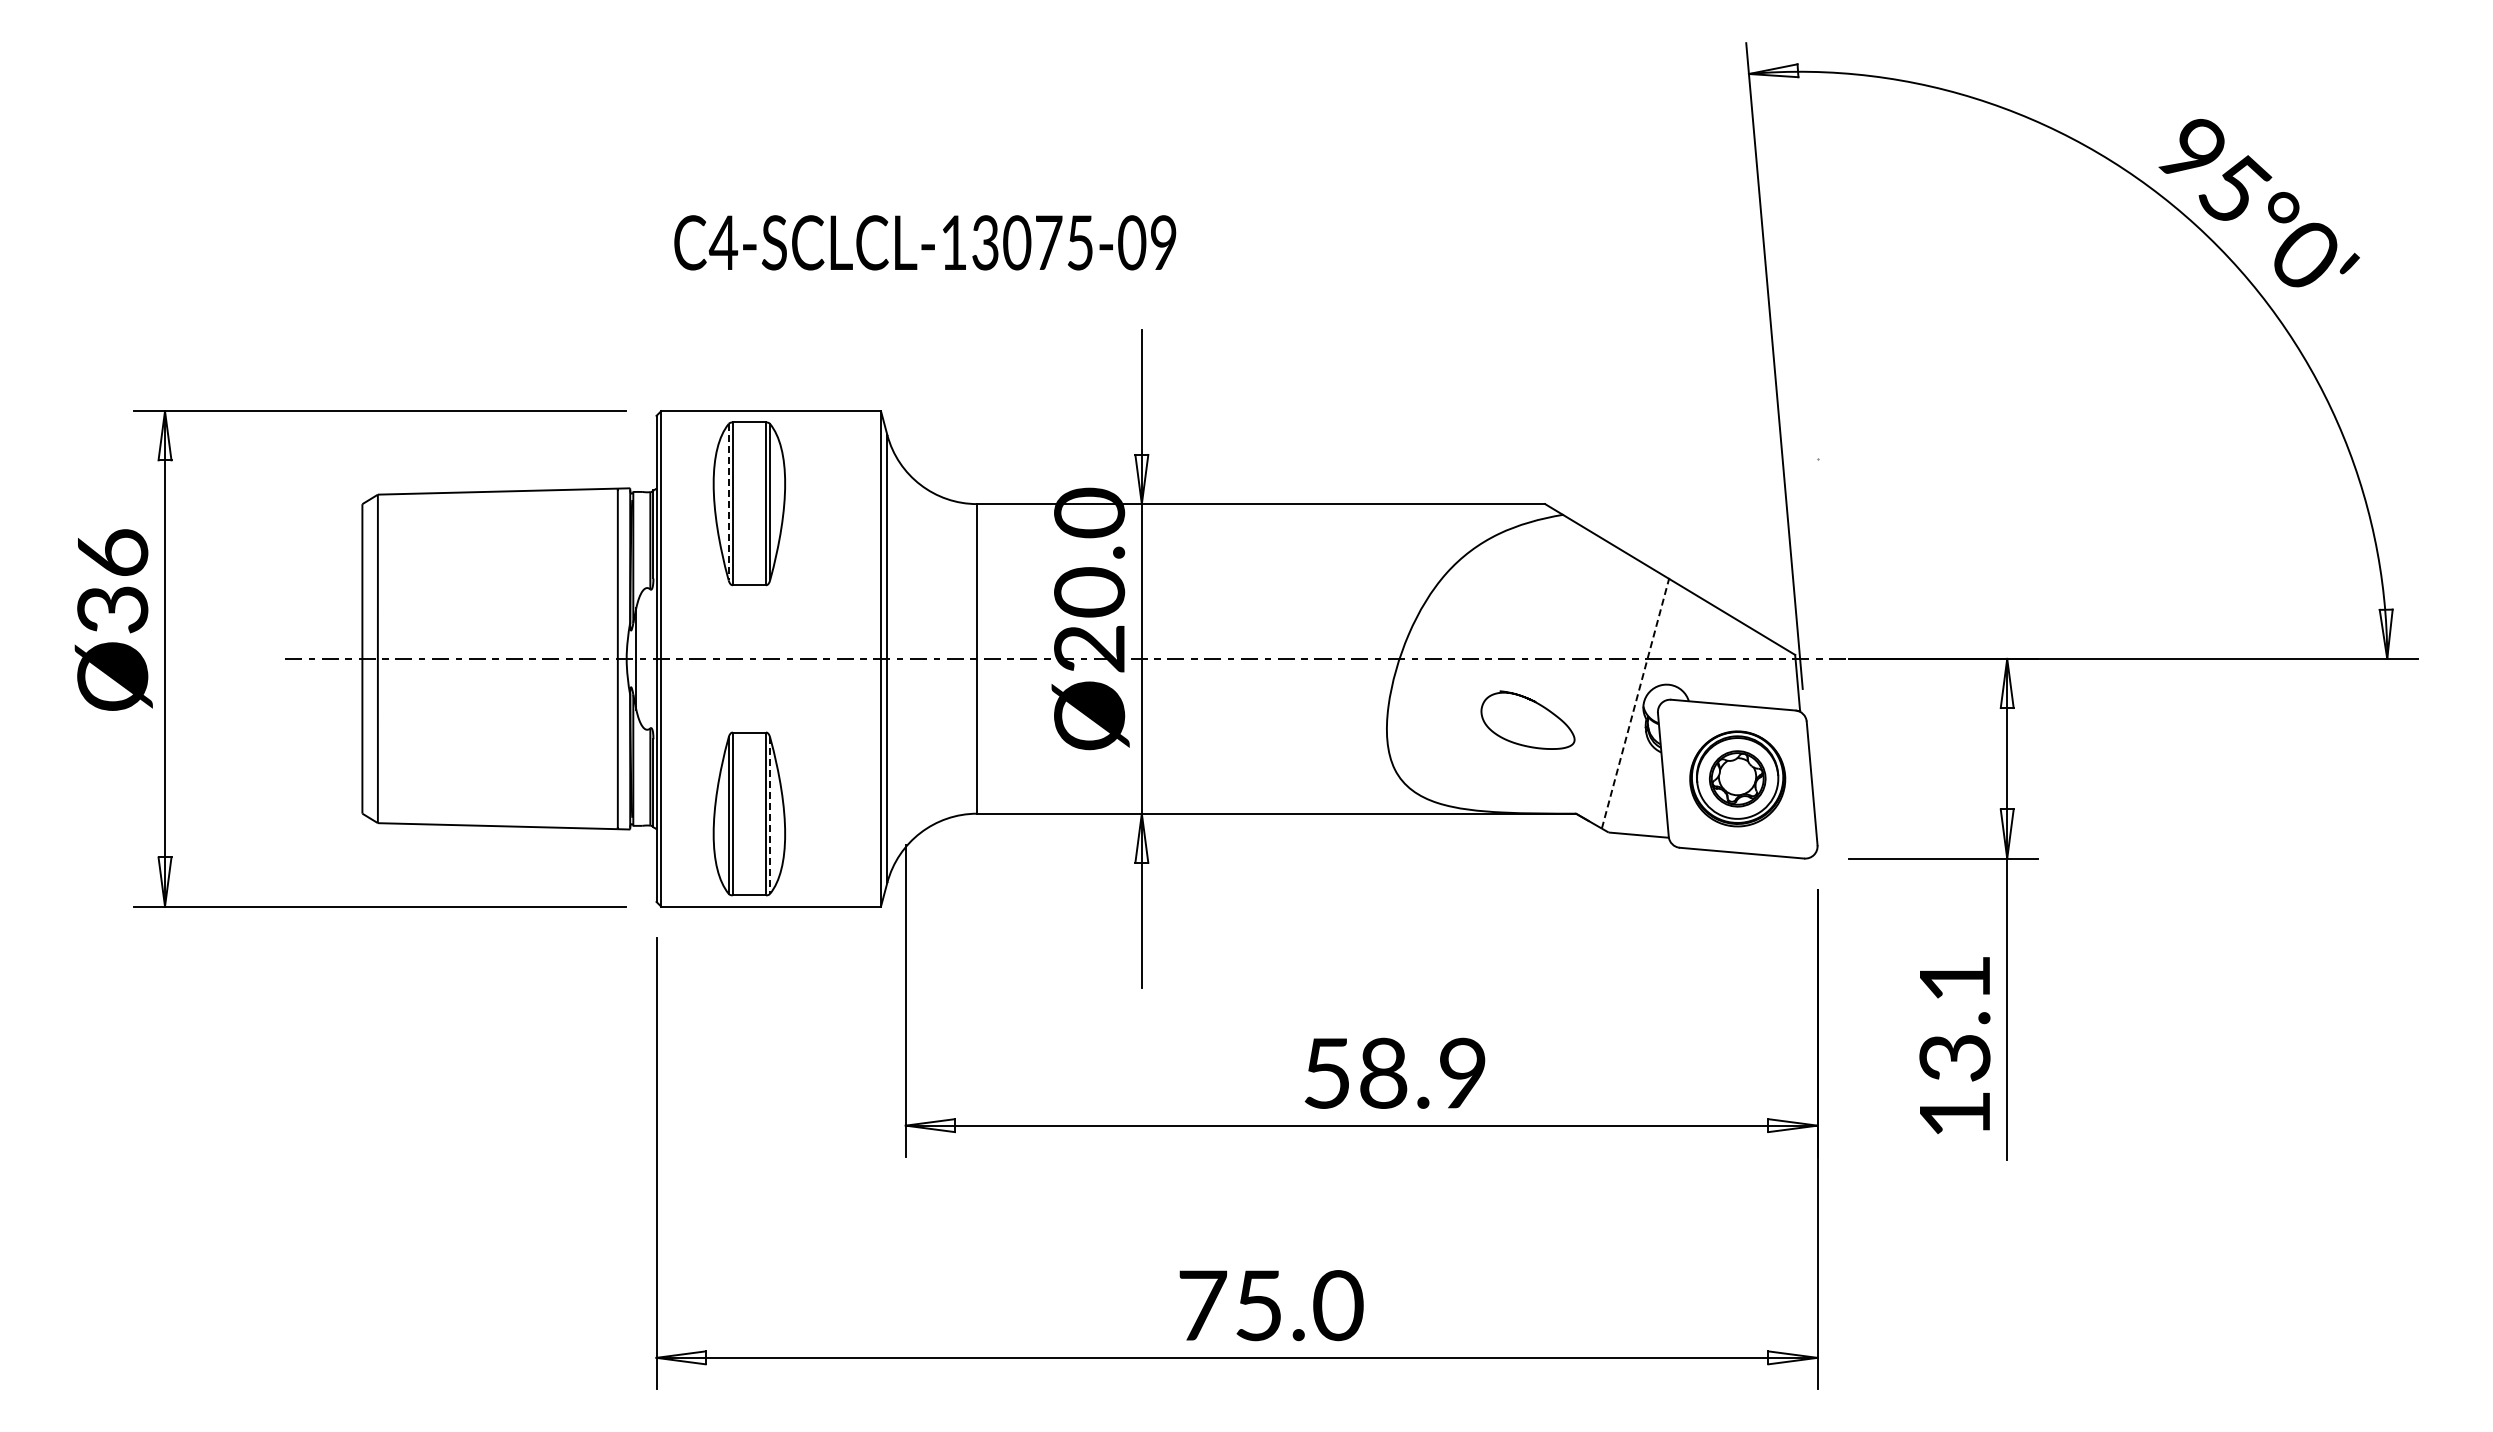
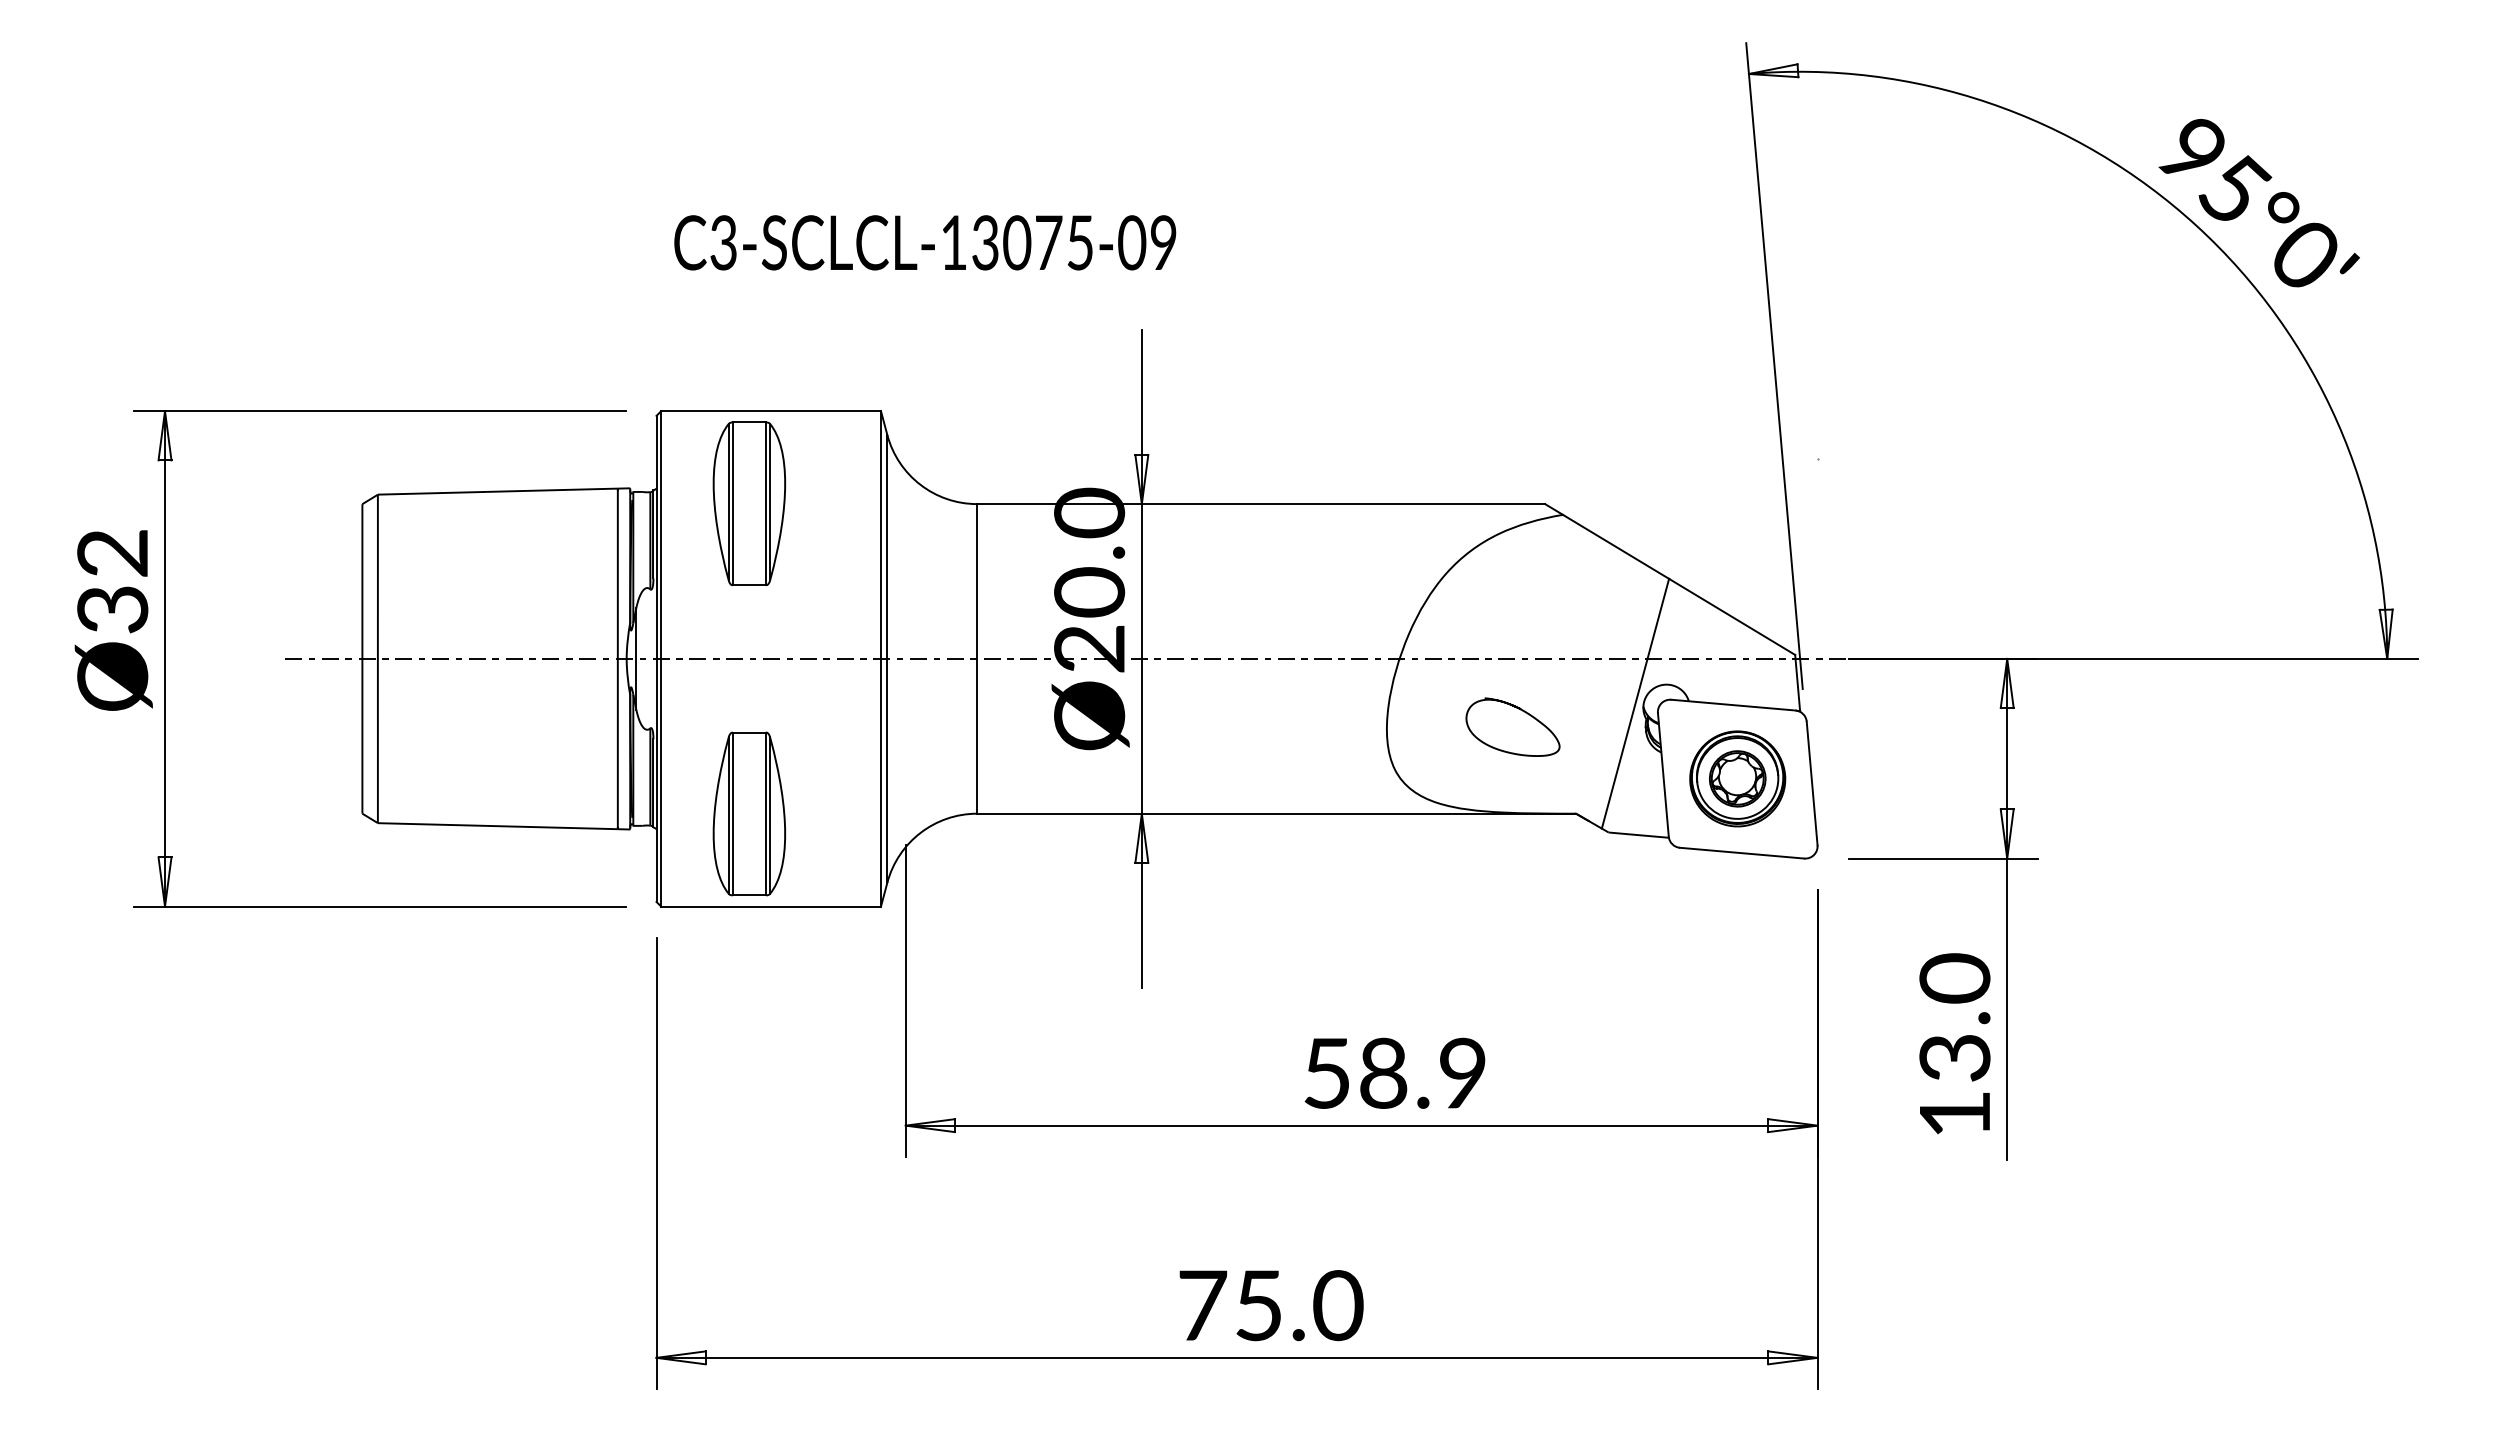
text: C4-SCLCL-13075-09 -> C3-SCLCL-13075-09 (723, 242)
line: dashed -> solid (728, 502)
text: Ø36 -> Ø32 (112, 552)
curve position: (1535, 703) -> (1520, 710) (1520, 710)
line: dashed -> solid (1635, 703)
line: dashed -> solid (770, 816)
text: 13.1 -> 13.0 (1954, 978)
